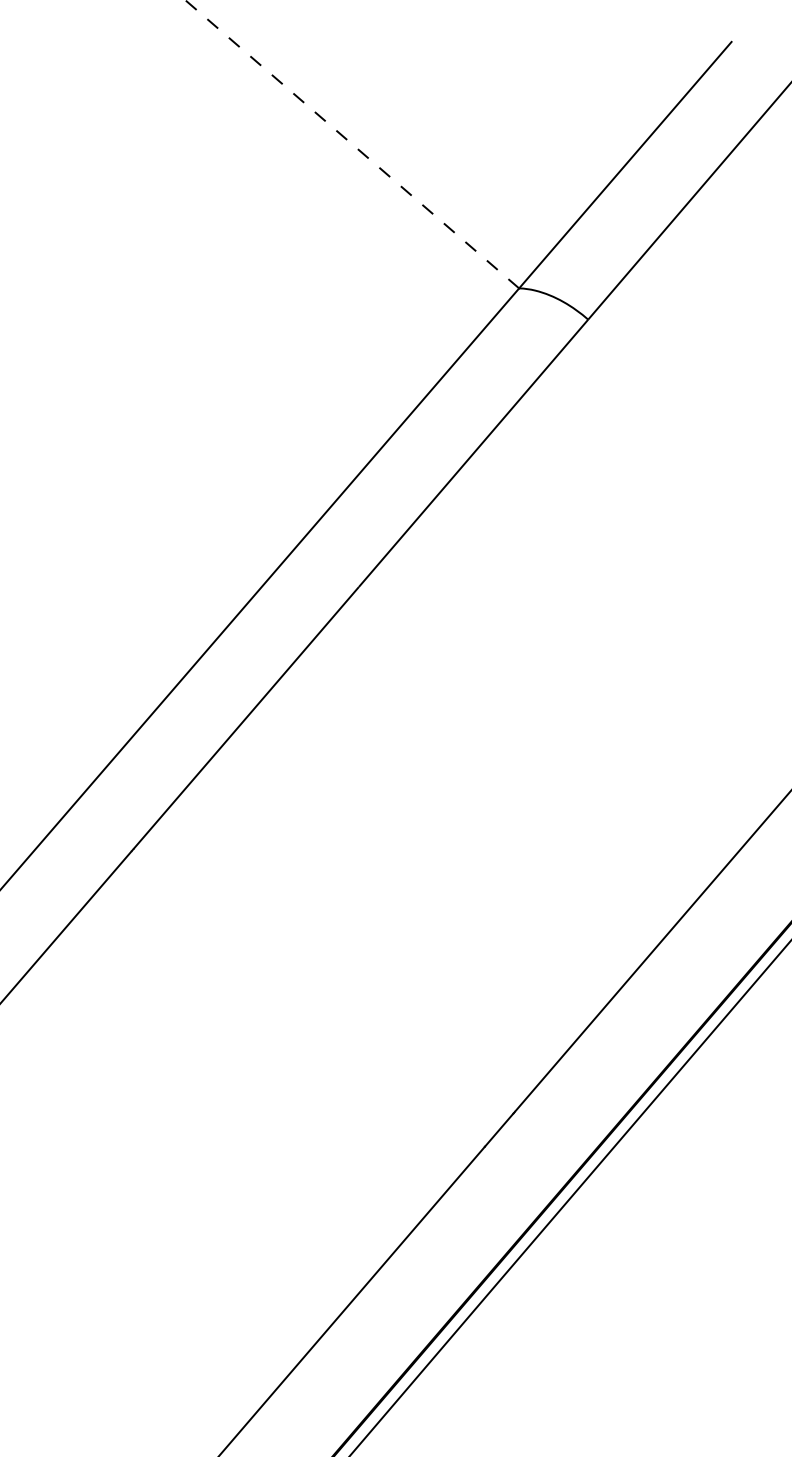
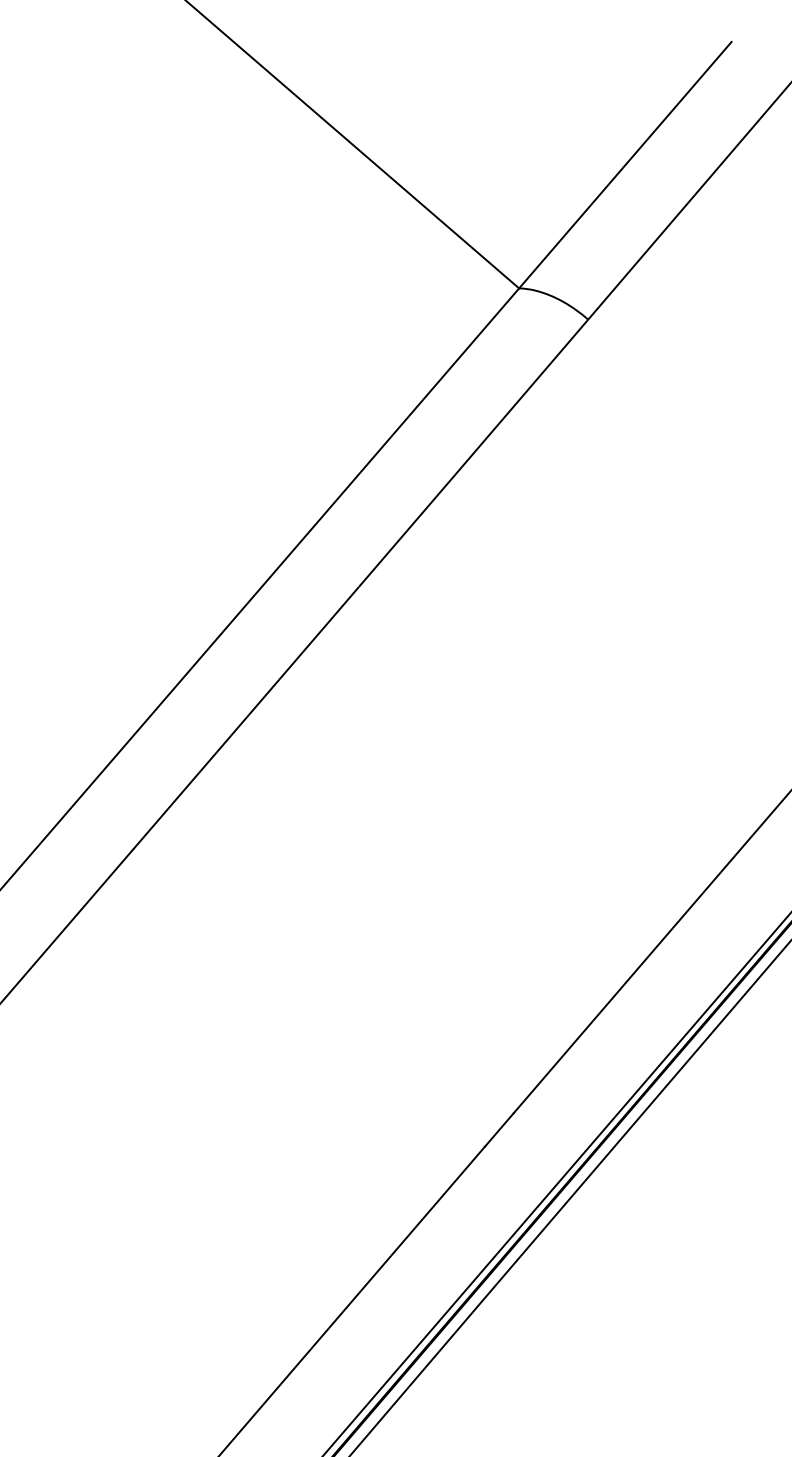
line: dashed -> solid (351, 144)
line: none -> present (556, 1184)
